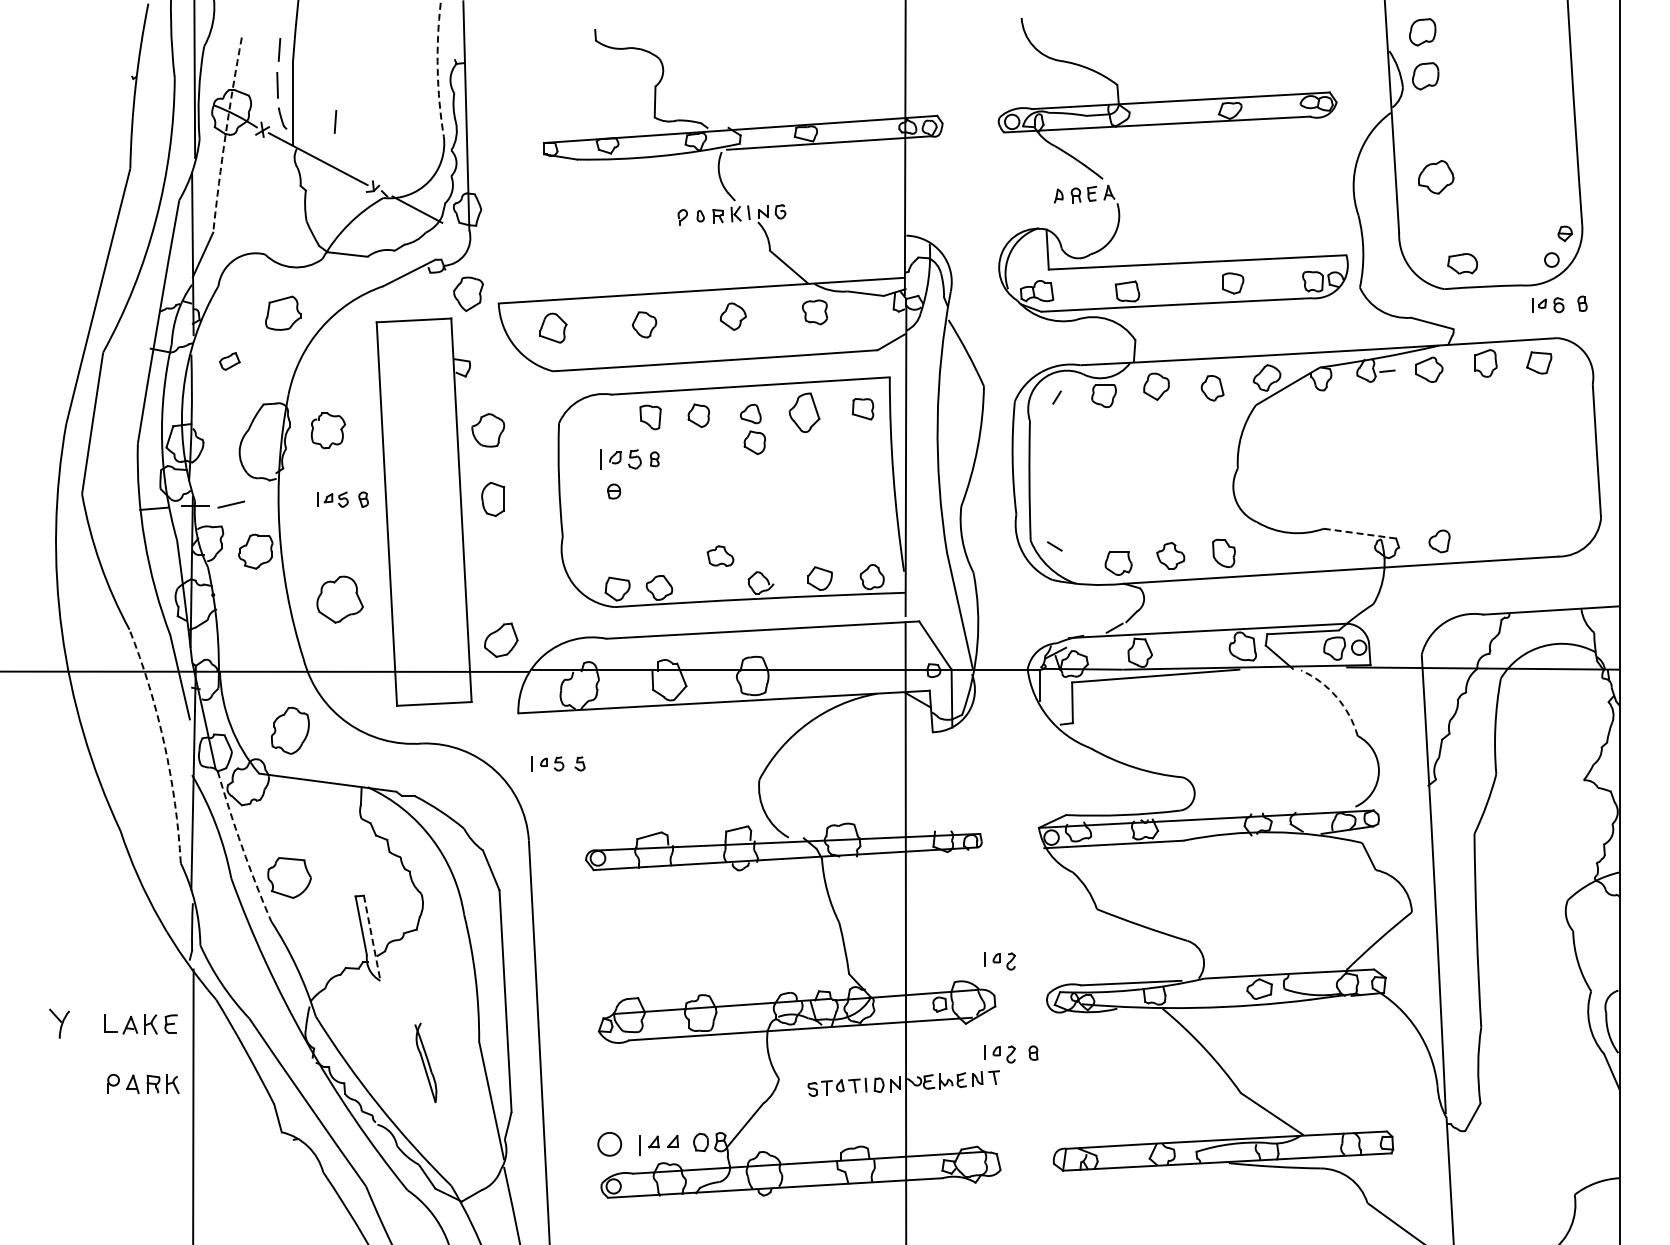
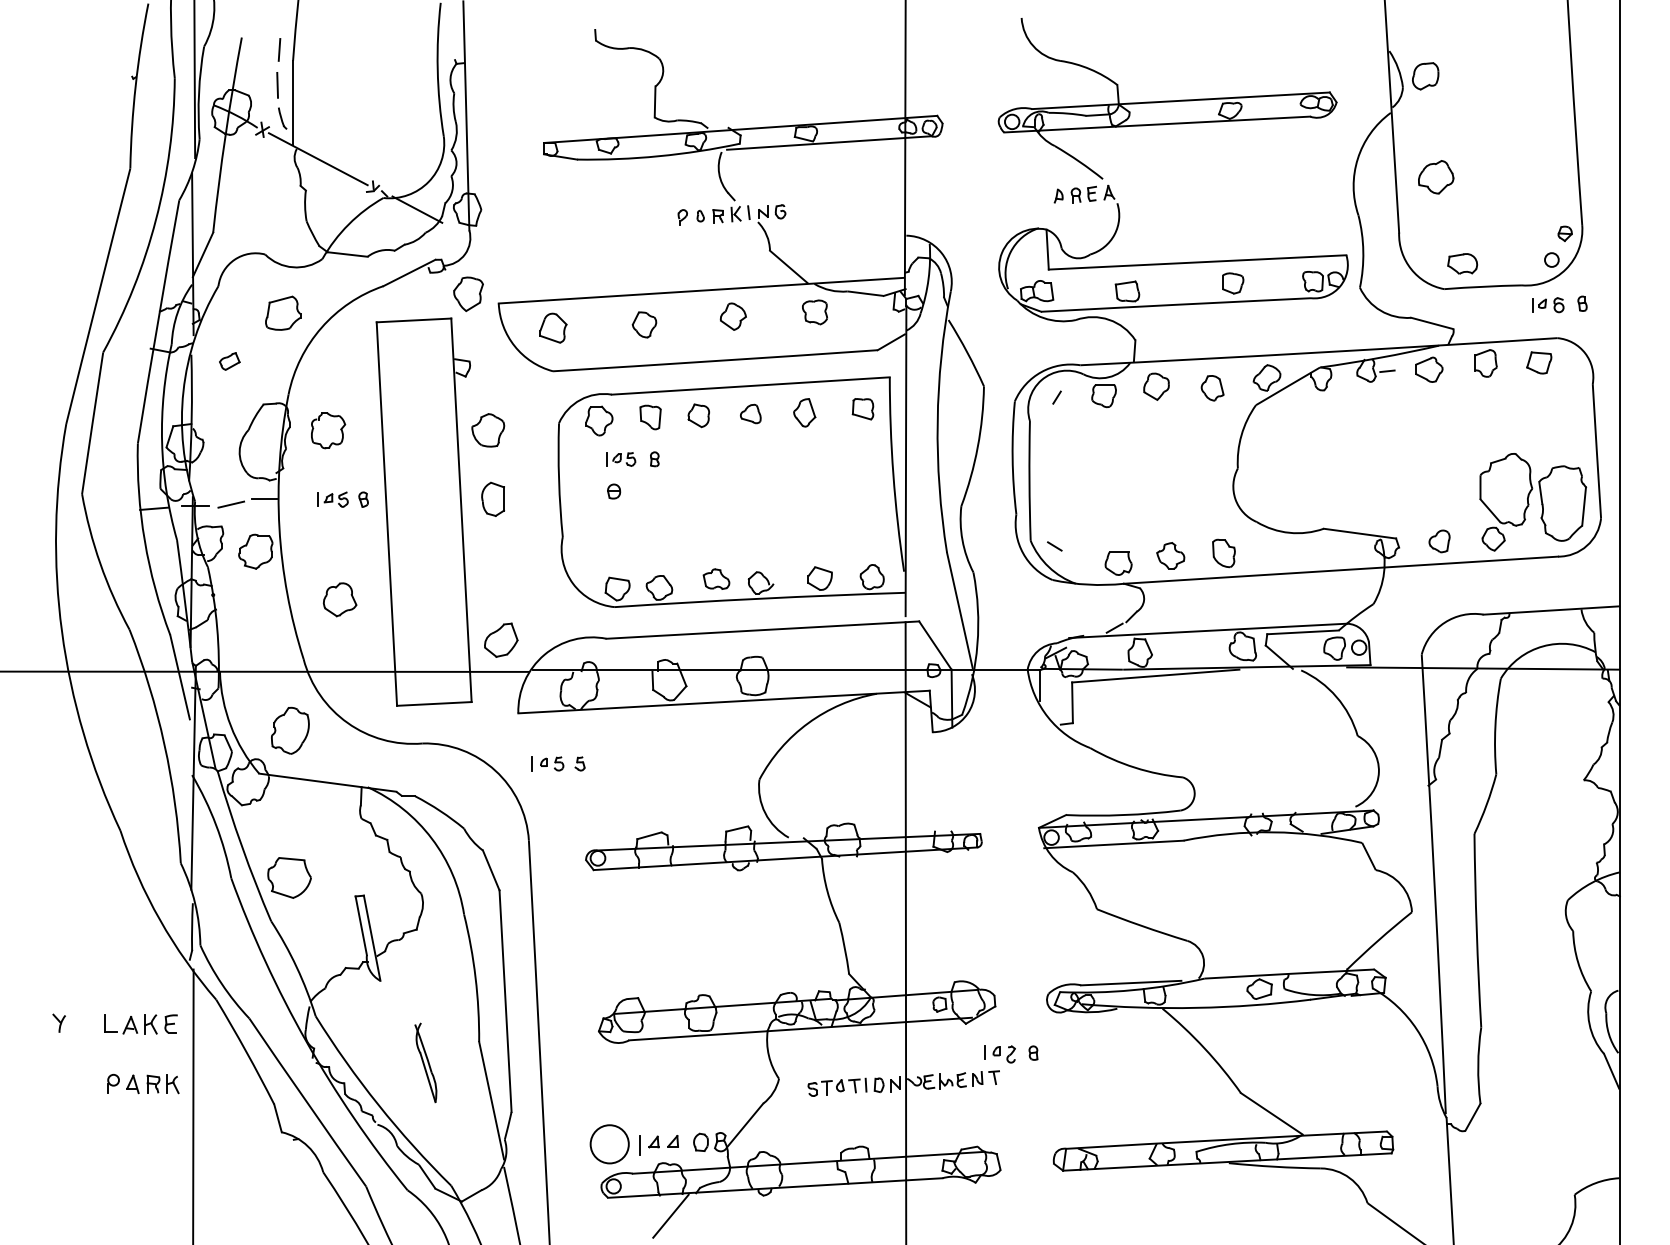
part: present -> none (1422, 32)
arc: dashed -> solid (437, 69)
line: present -> none (335, 121)
arc: dashed -> solid (225, 134)
part size: 33x41 px -> 24x30 px (804, 412)
part: none -> present (599, 420)
part: present -> none (754, 442)
part size: 42x21 px -> 31x15 px (621, 459)
line: none -> present (263, 499)
part: none -> present (1533, 502)
line: dashed -> solid (1360, 533)
part position: (720, 555) -> (716, 578) (716, 578)
part size: 48x49 px -> 36x36 px (339, 599)
arc: dashed -> solid (1336, 697)
arc: dashed -> solid (164, 744)
arc: dashed -> solid (242, 847)
line: dashed -> solid (372, 938)
part: present -> none (999, 961)
part size: 21x31 px -> 14x20 px (58, 1022)
circle diameter: 23 px -> 38 px (609, 1144)
line: none -> present (670, 1215)
